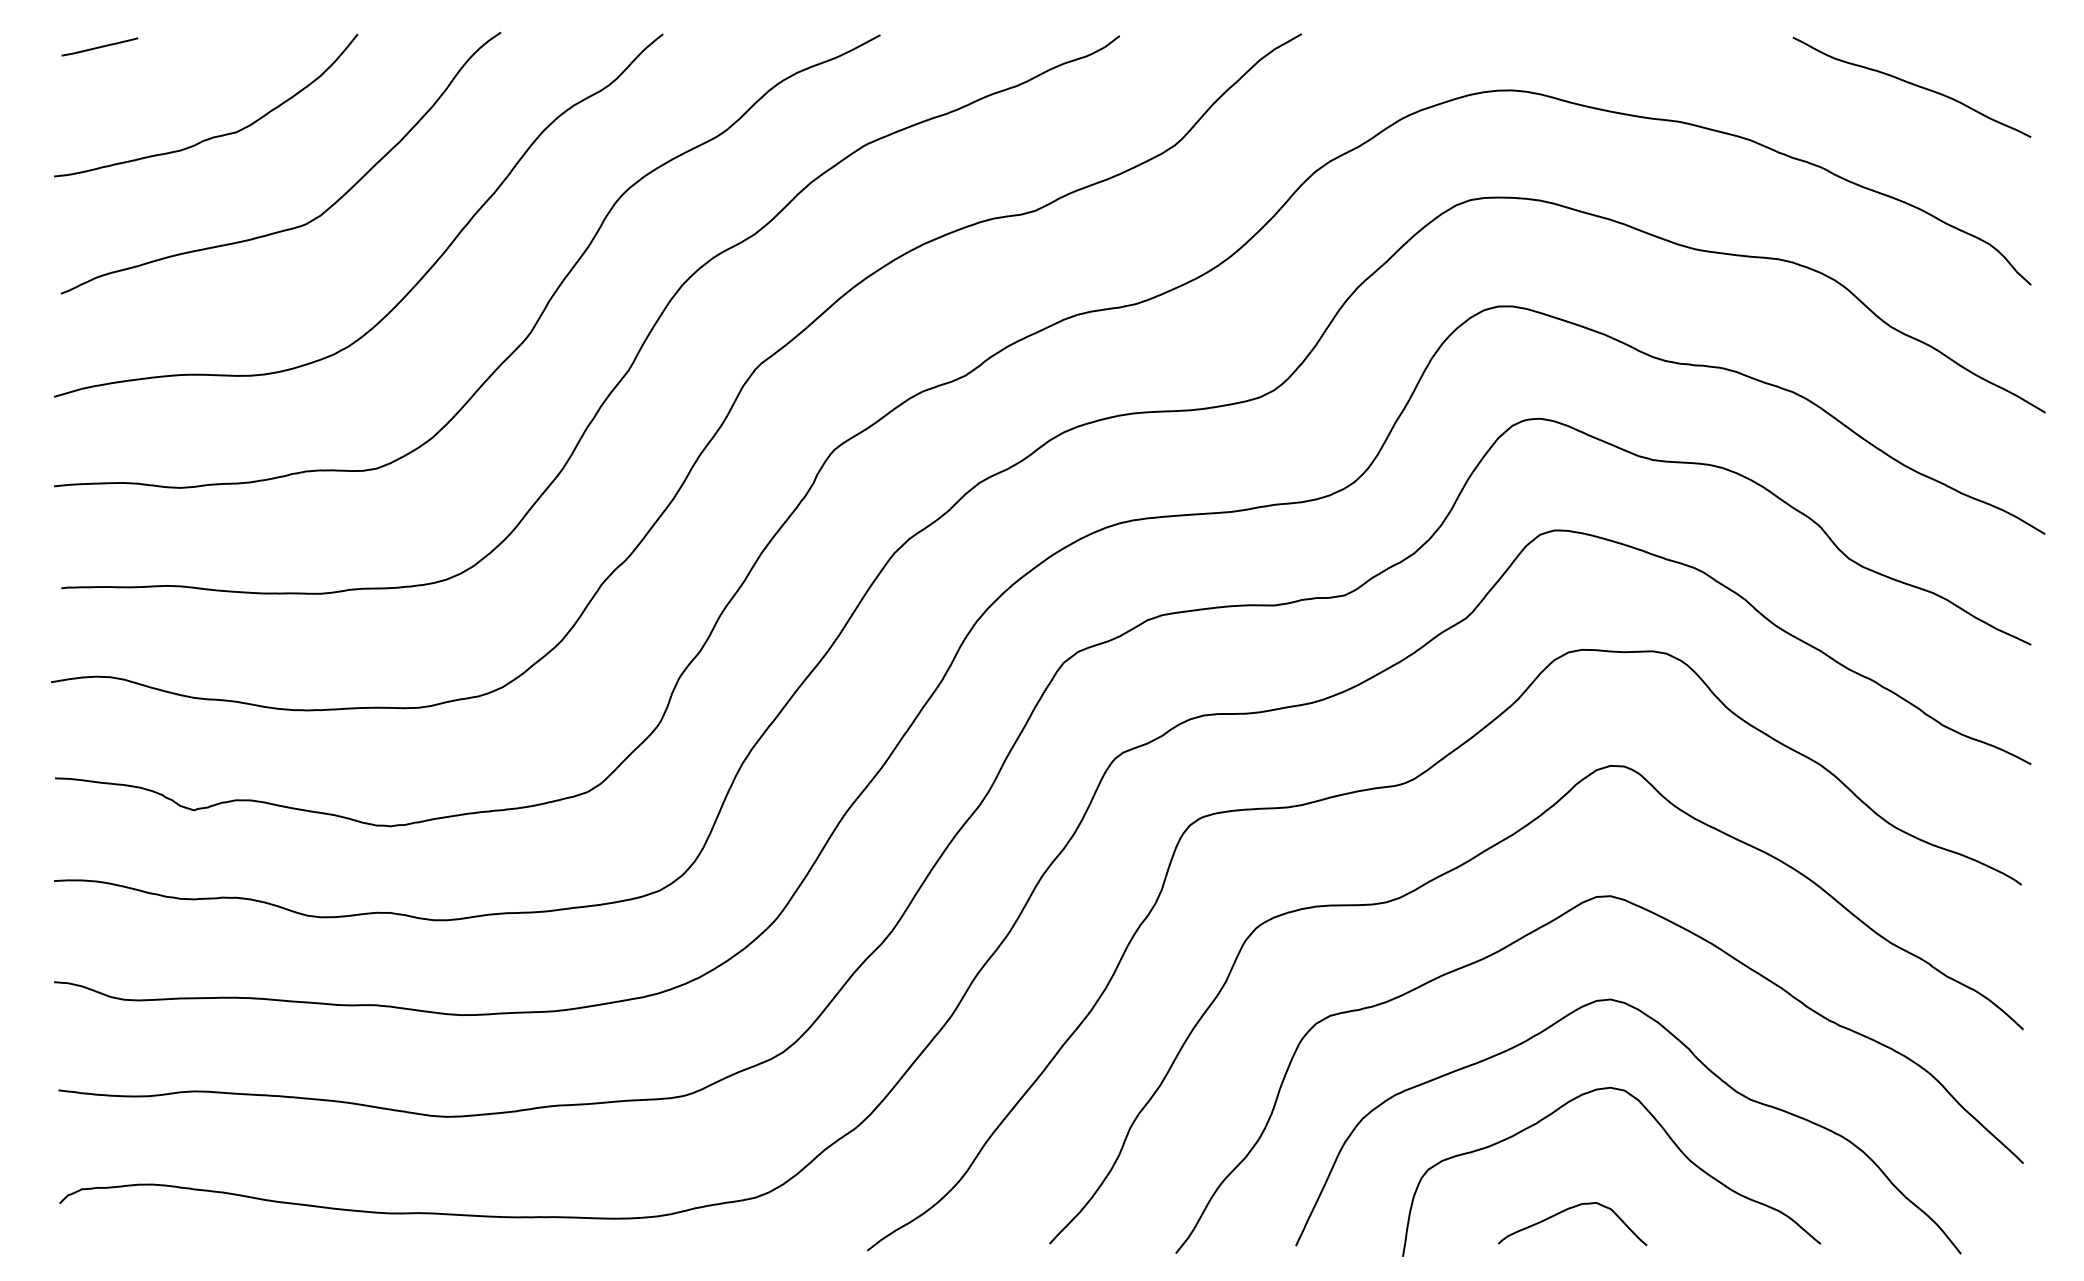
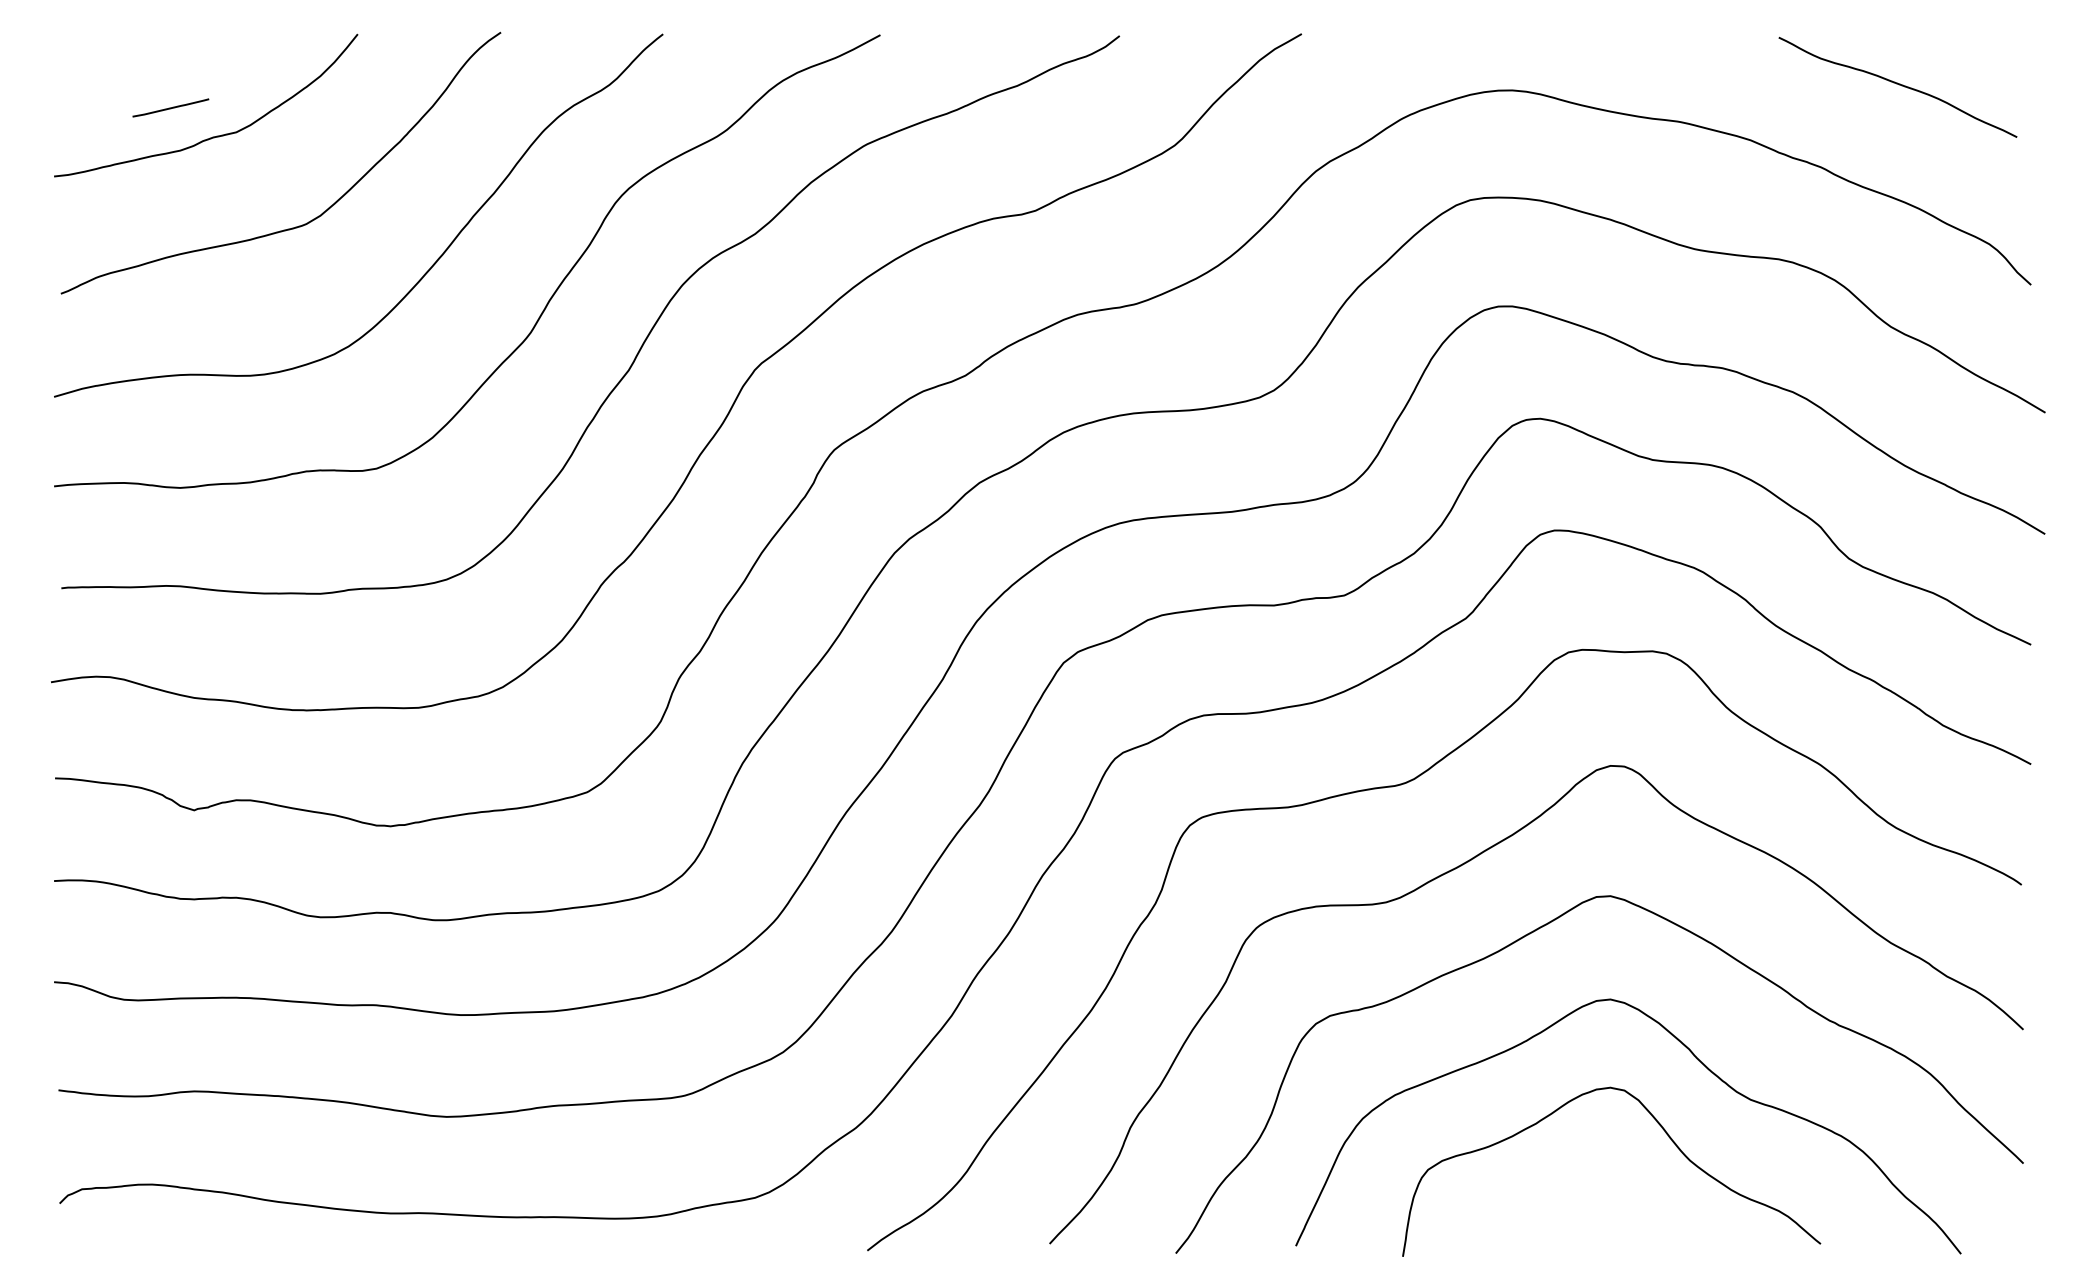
line position: (99, 46) -> (170, 107) (170, 107)
curve position: (1911, 84) -> (1897, 84) (1897, 84)
curve: present -> none (1565, 1211)
